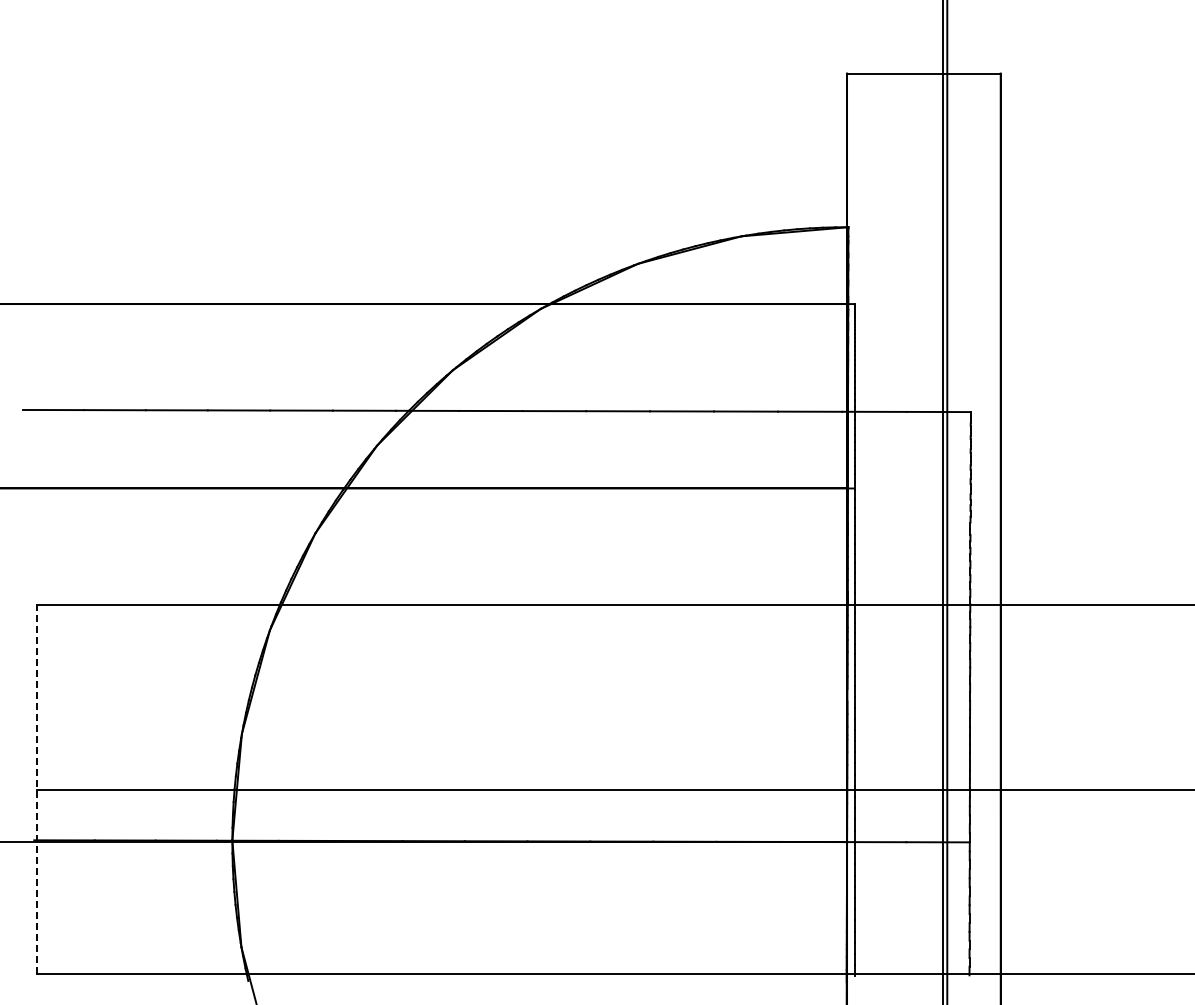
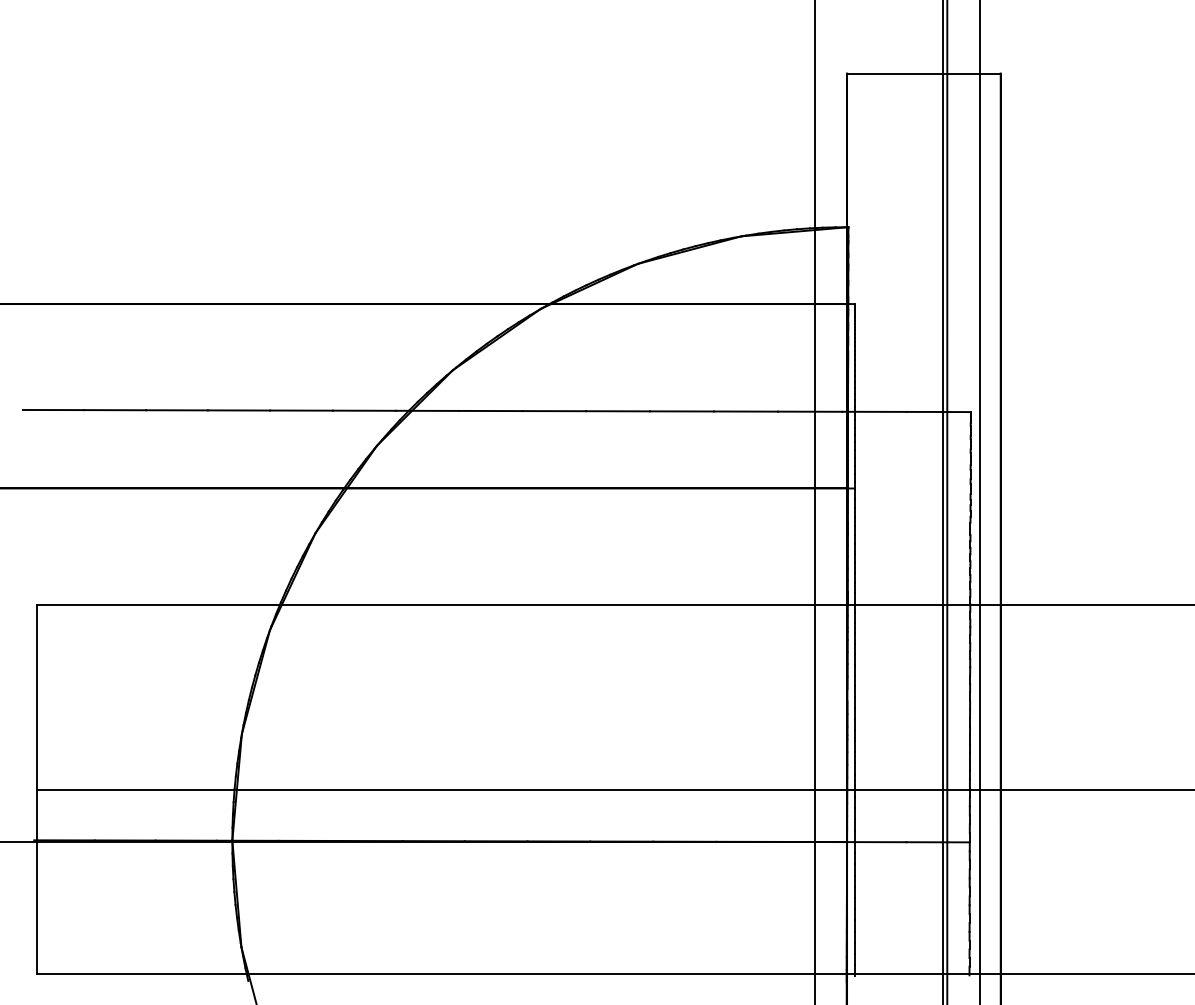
line: none -> present (814, 501)
line: none -> present (980, 501)
line: dashed -> solid (37, 789)
